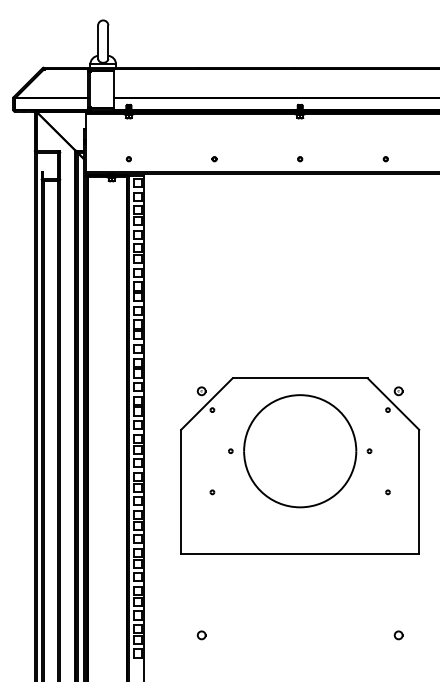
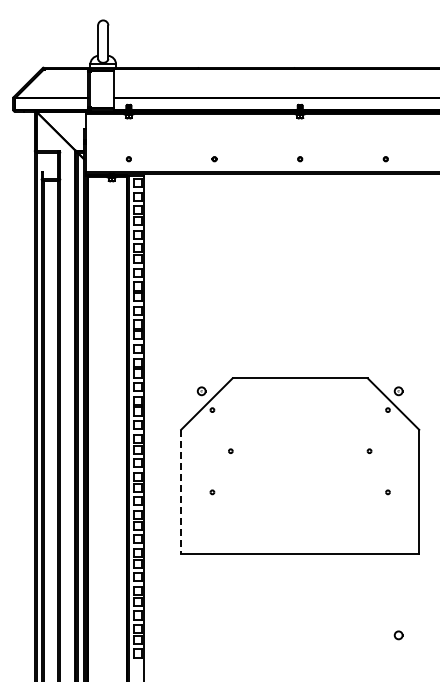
part: present -> none (300, 451)
line: solid -> dashed (181, 492)
part: present -> none (201, 635)
